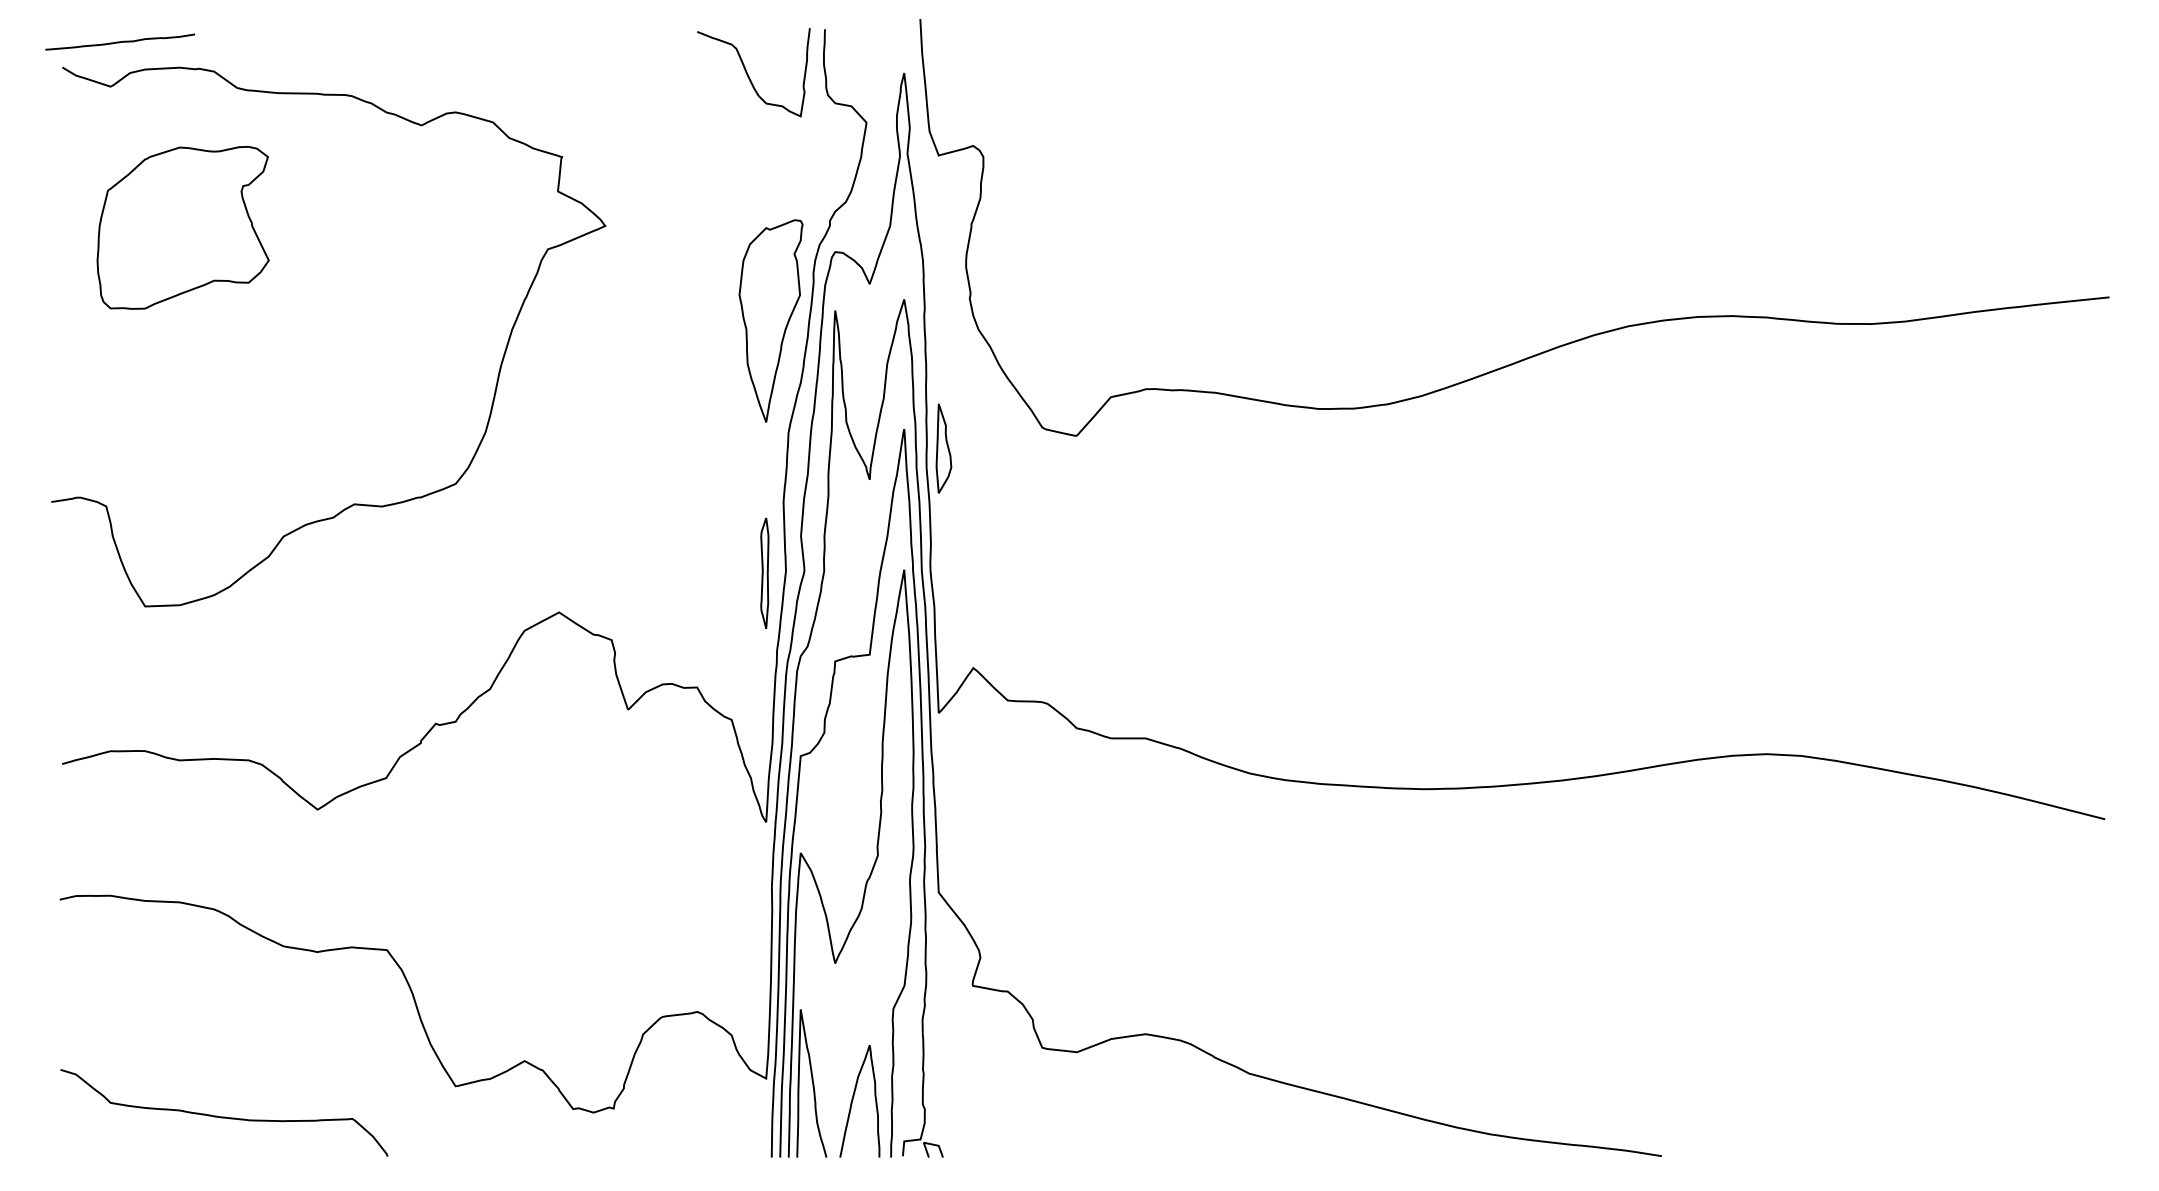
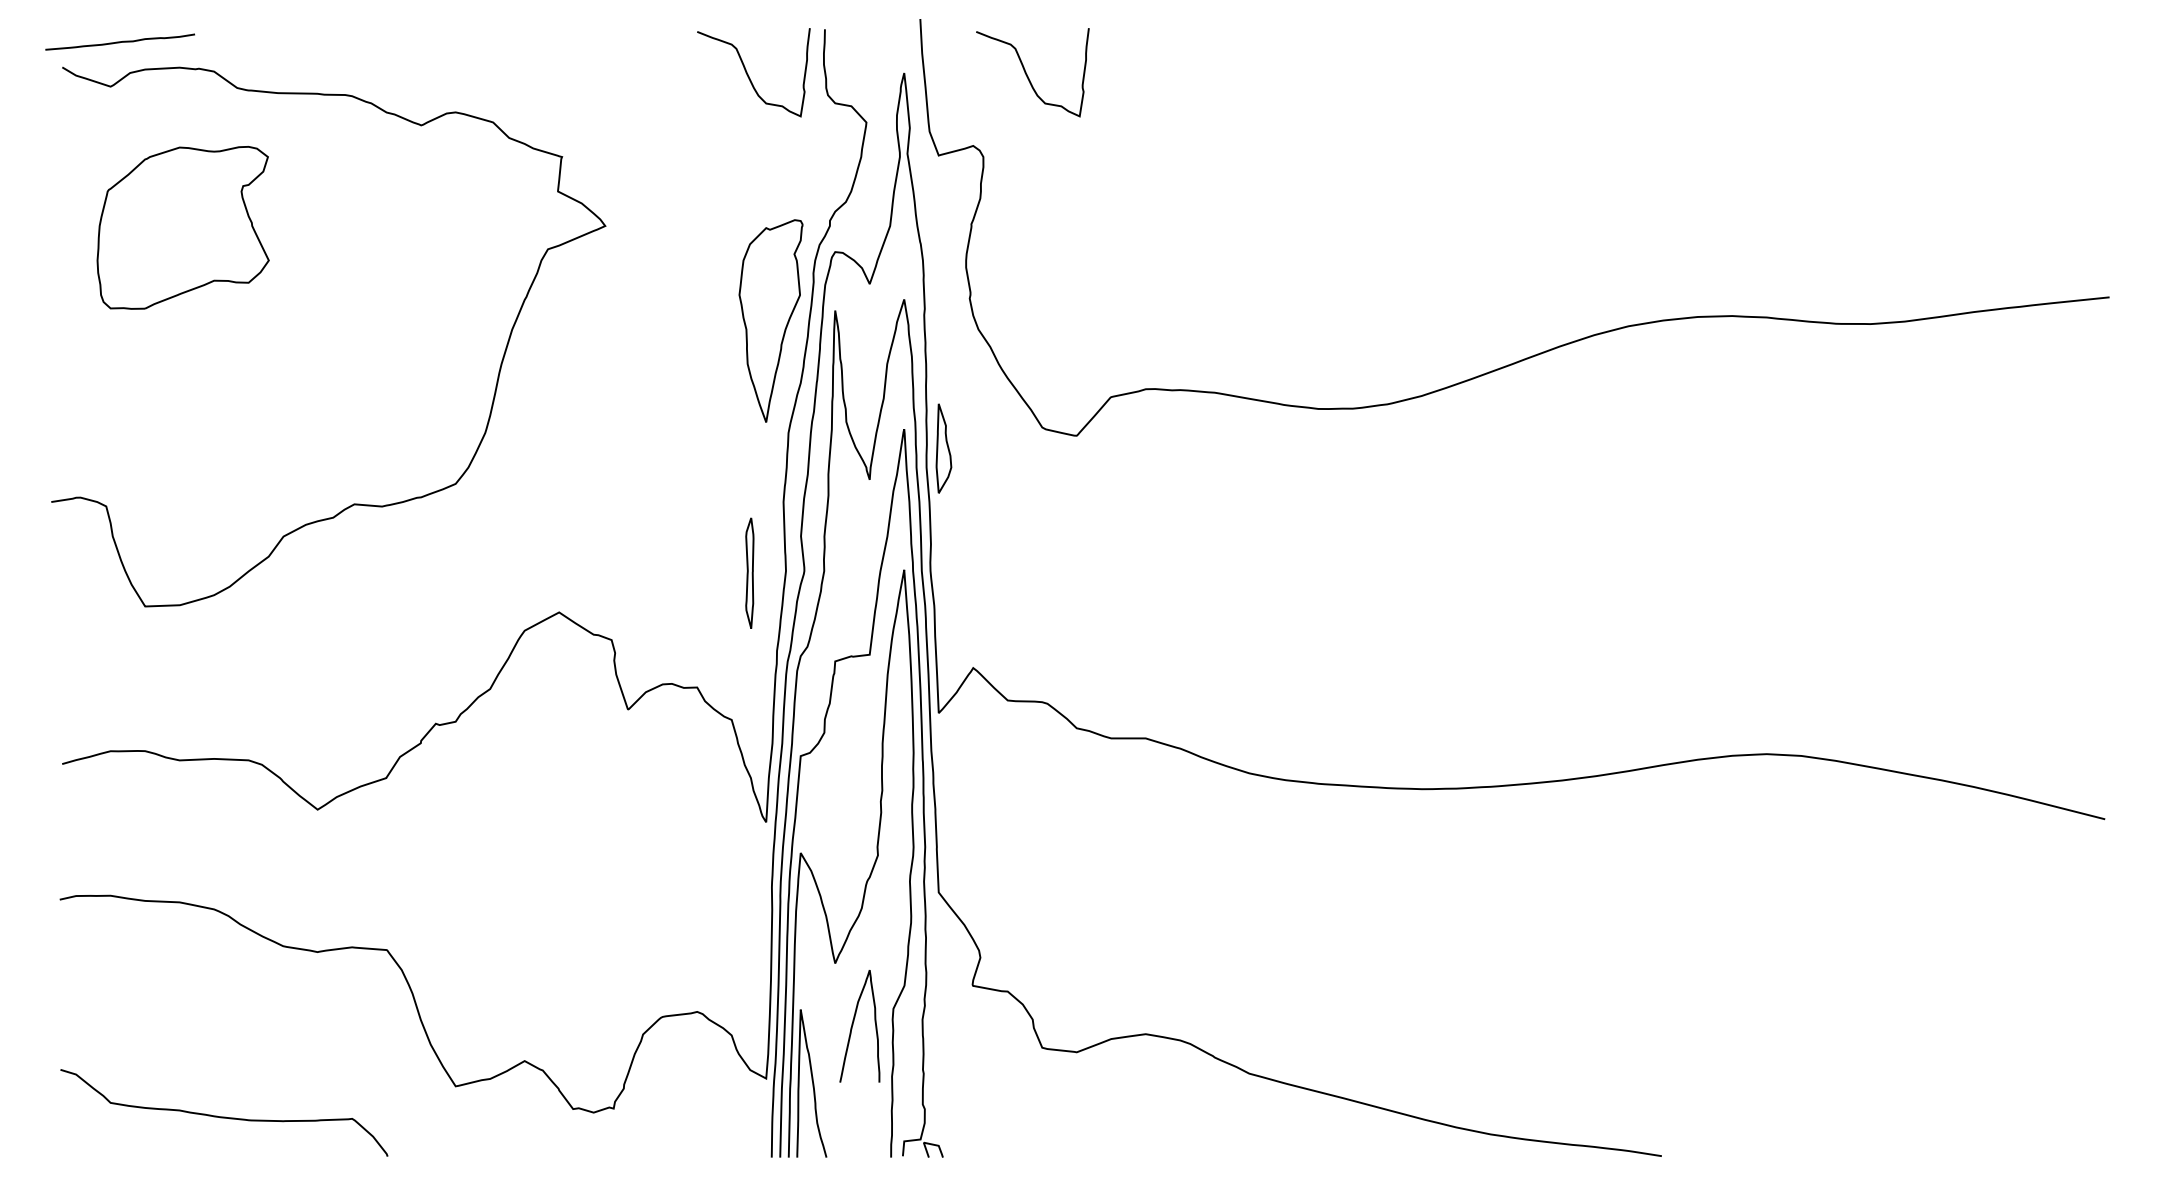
curve: none -> present (1027, 74)
part position: (764, 572) -> (749, 572) (749, 572)
curve position: (853, 1100) -> (853, 1025) (853, 1025)
